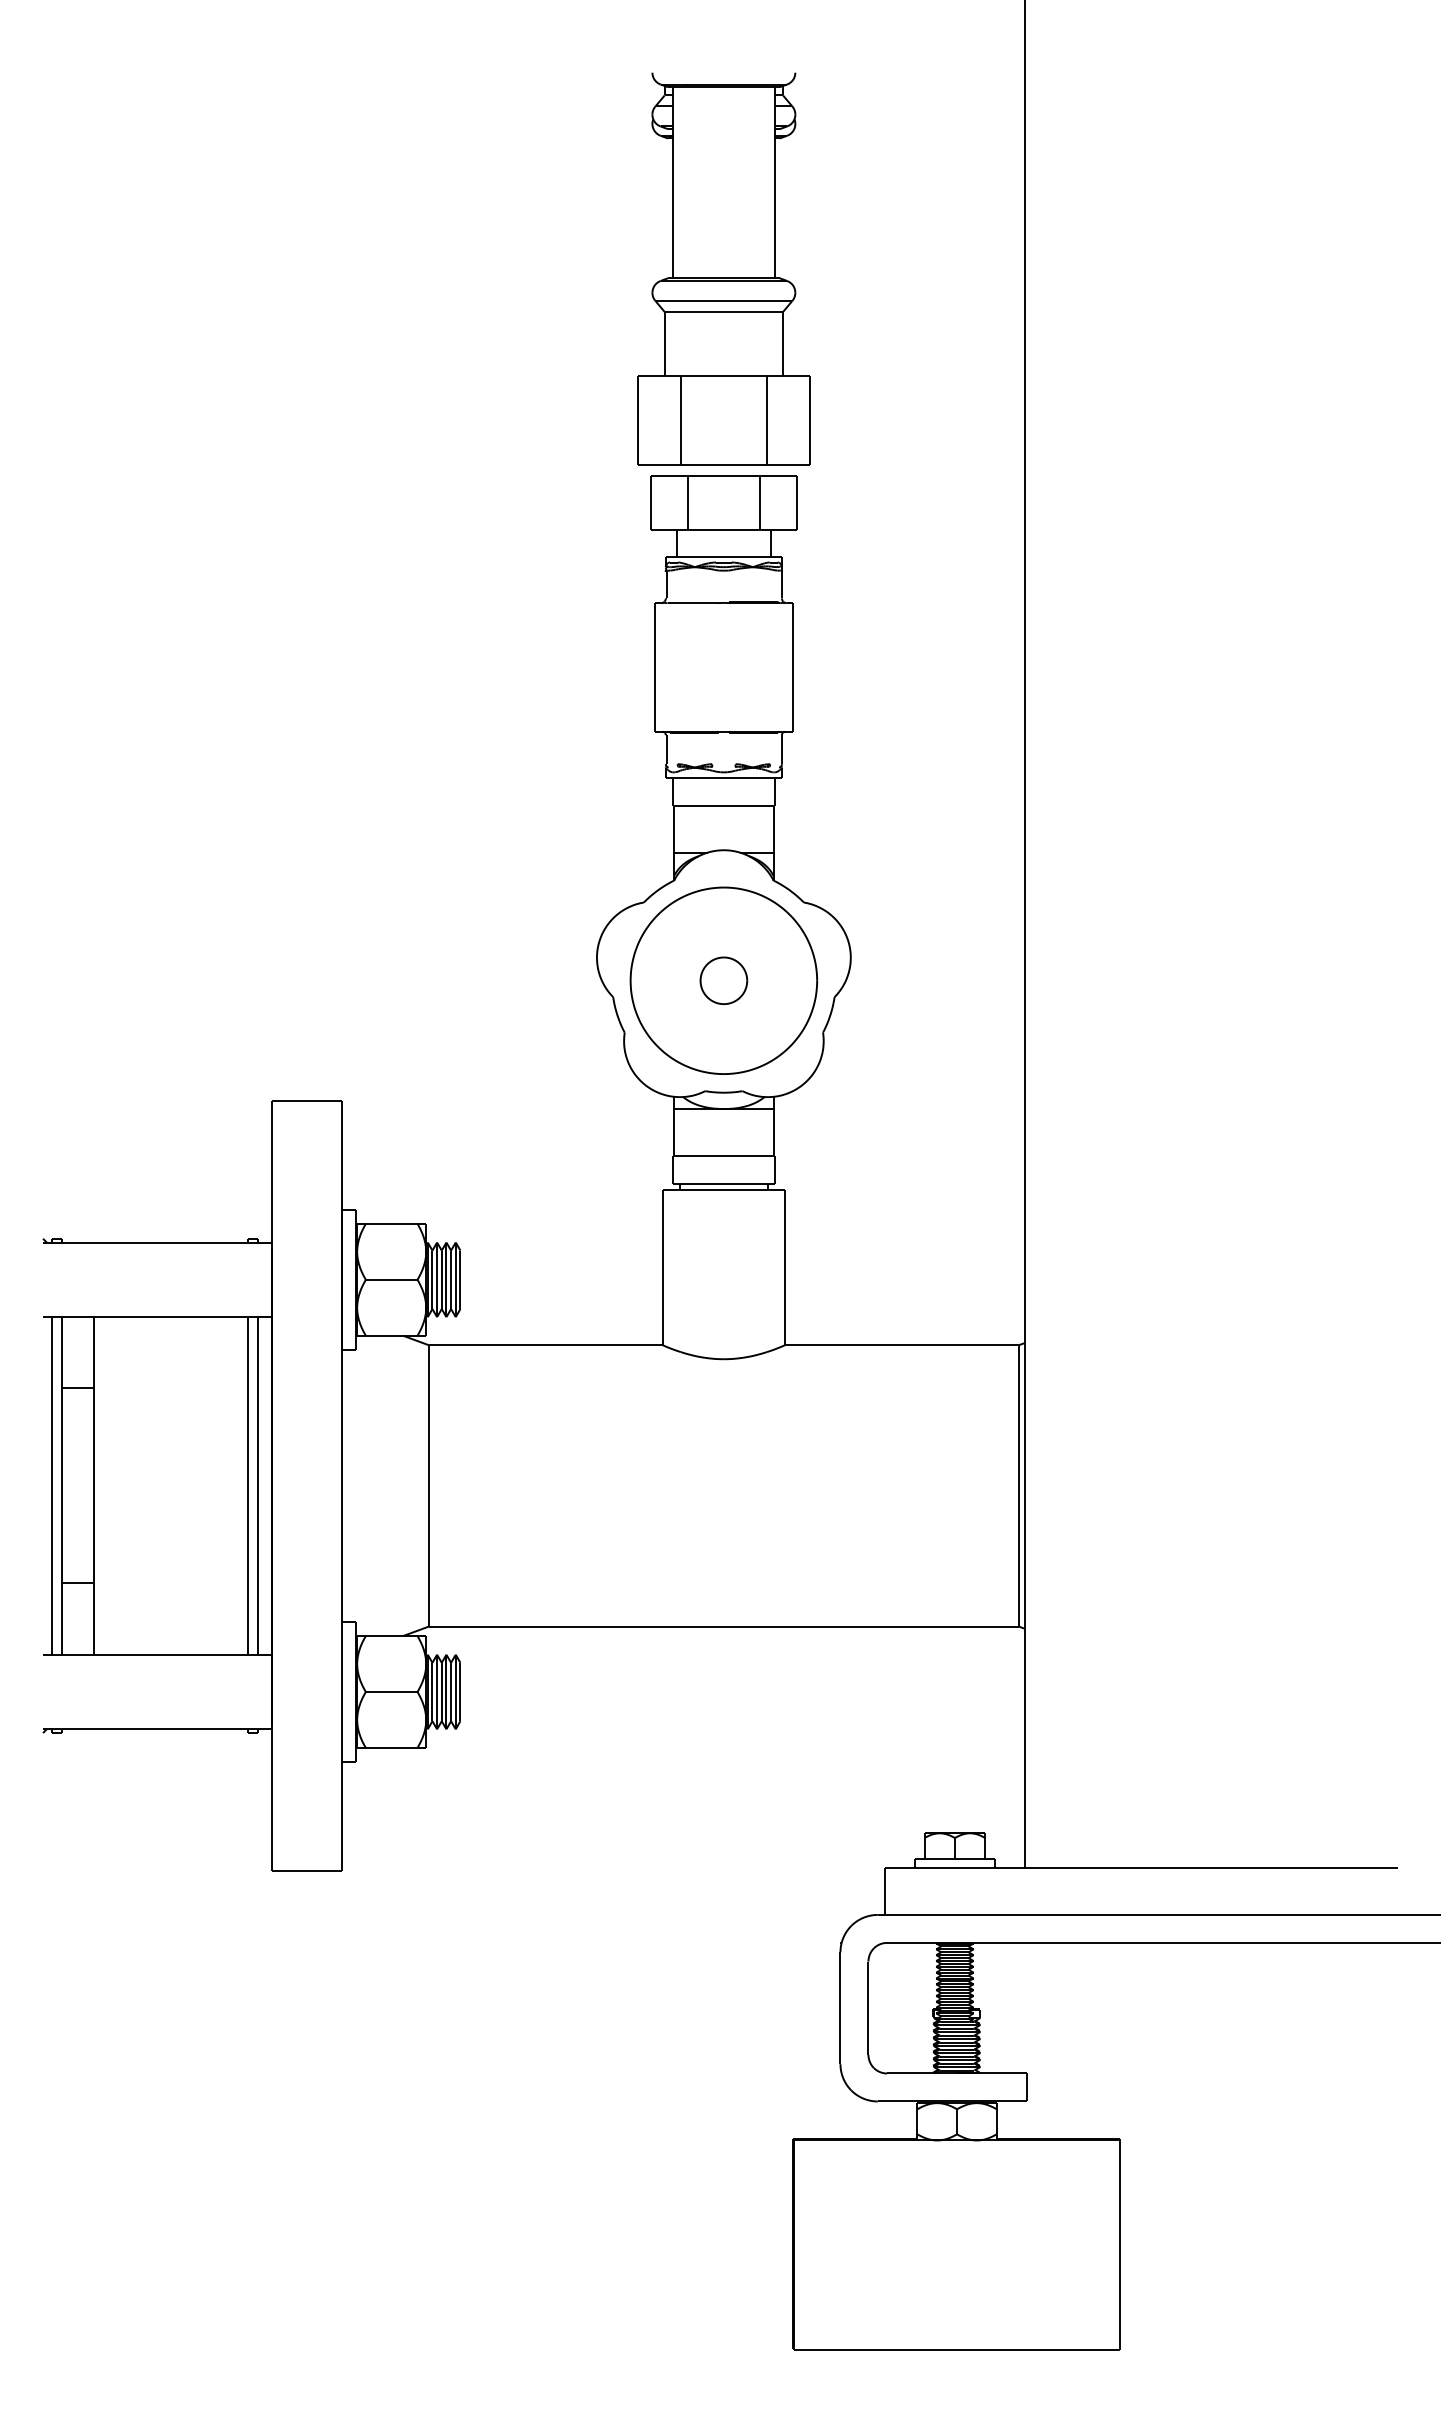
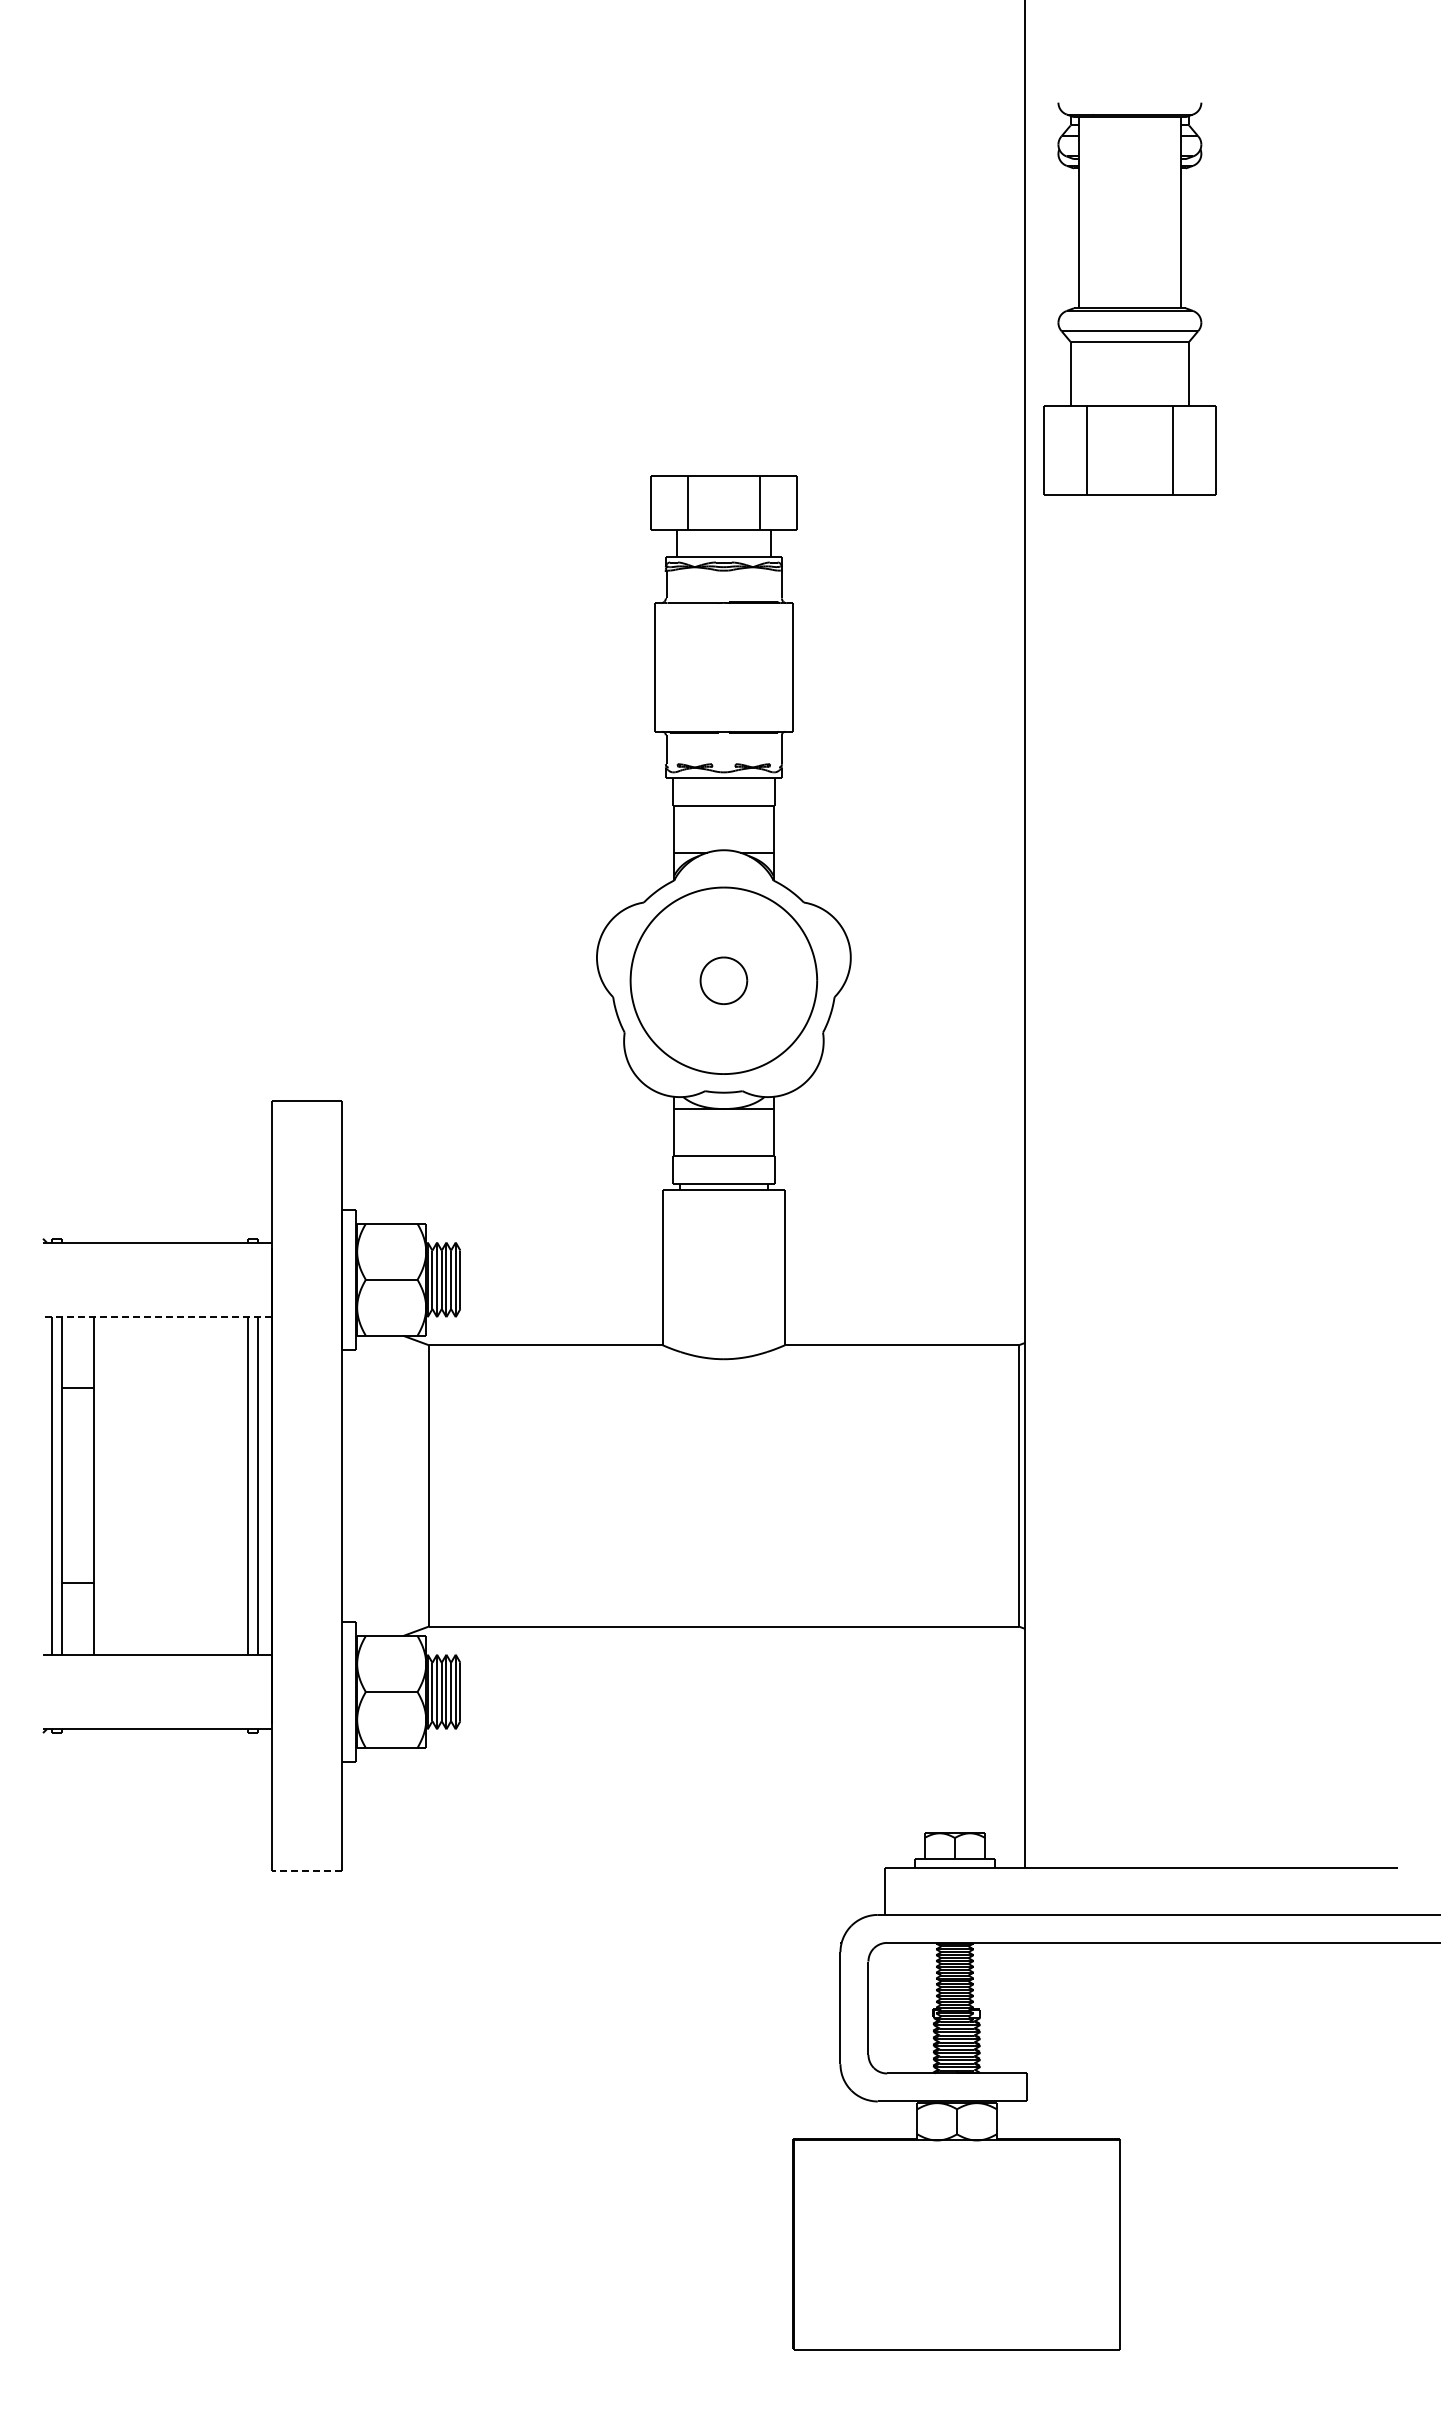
part position: (723, 268) -> (1129, 298) (1129, 298)
line: solid -> dashed (156, 1317)
line: solid -> dashed (306, 1870)
